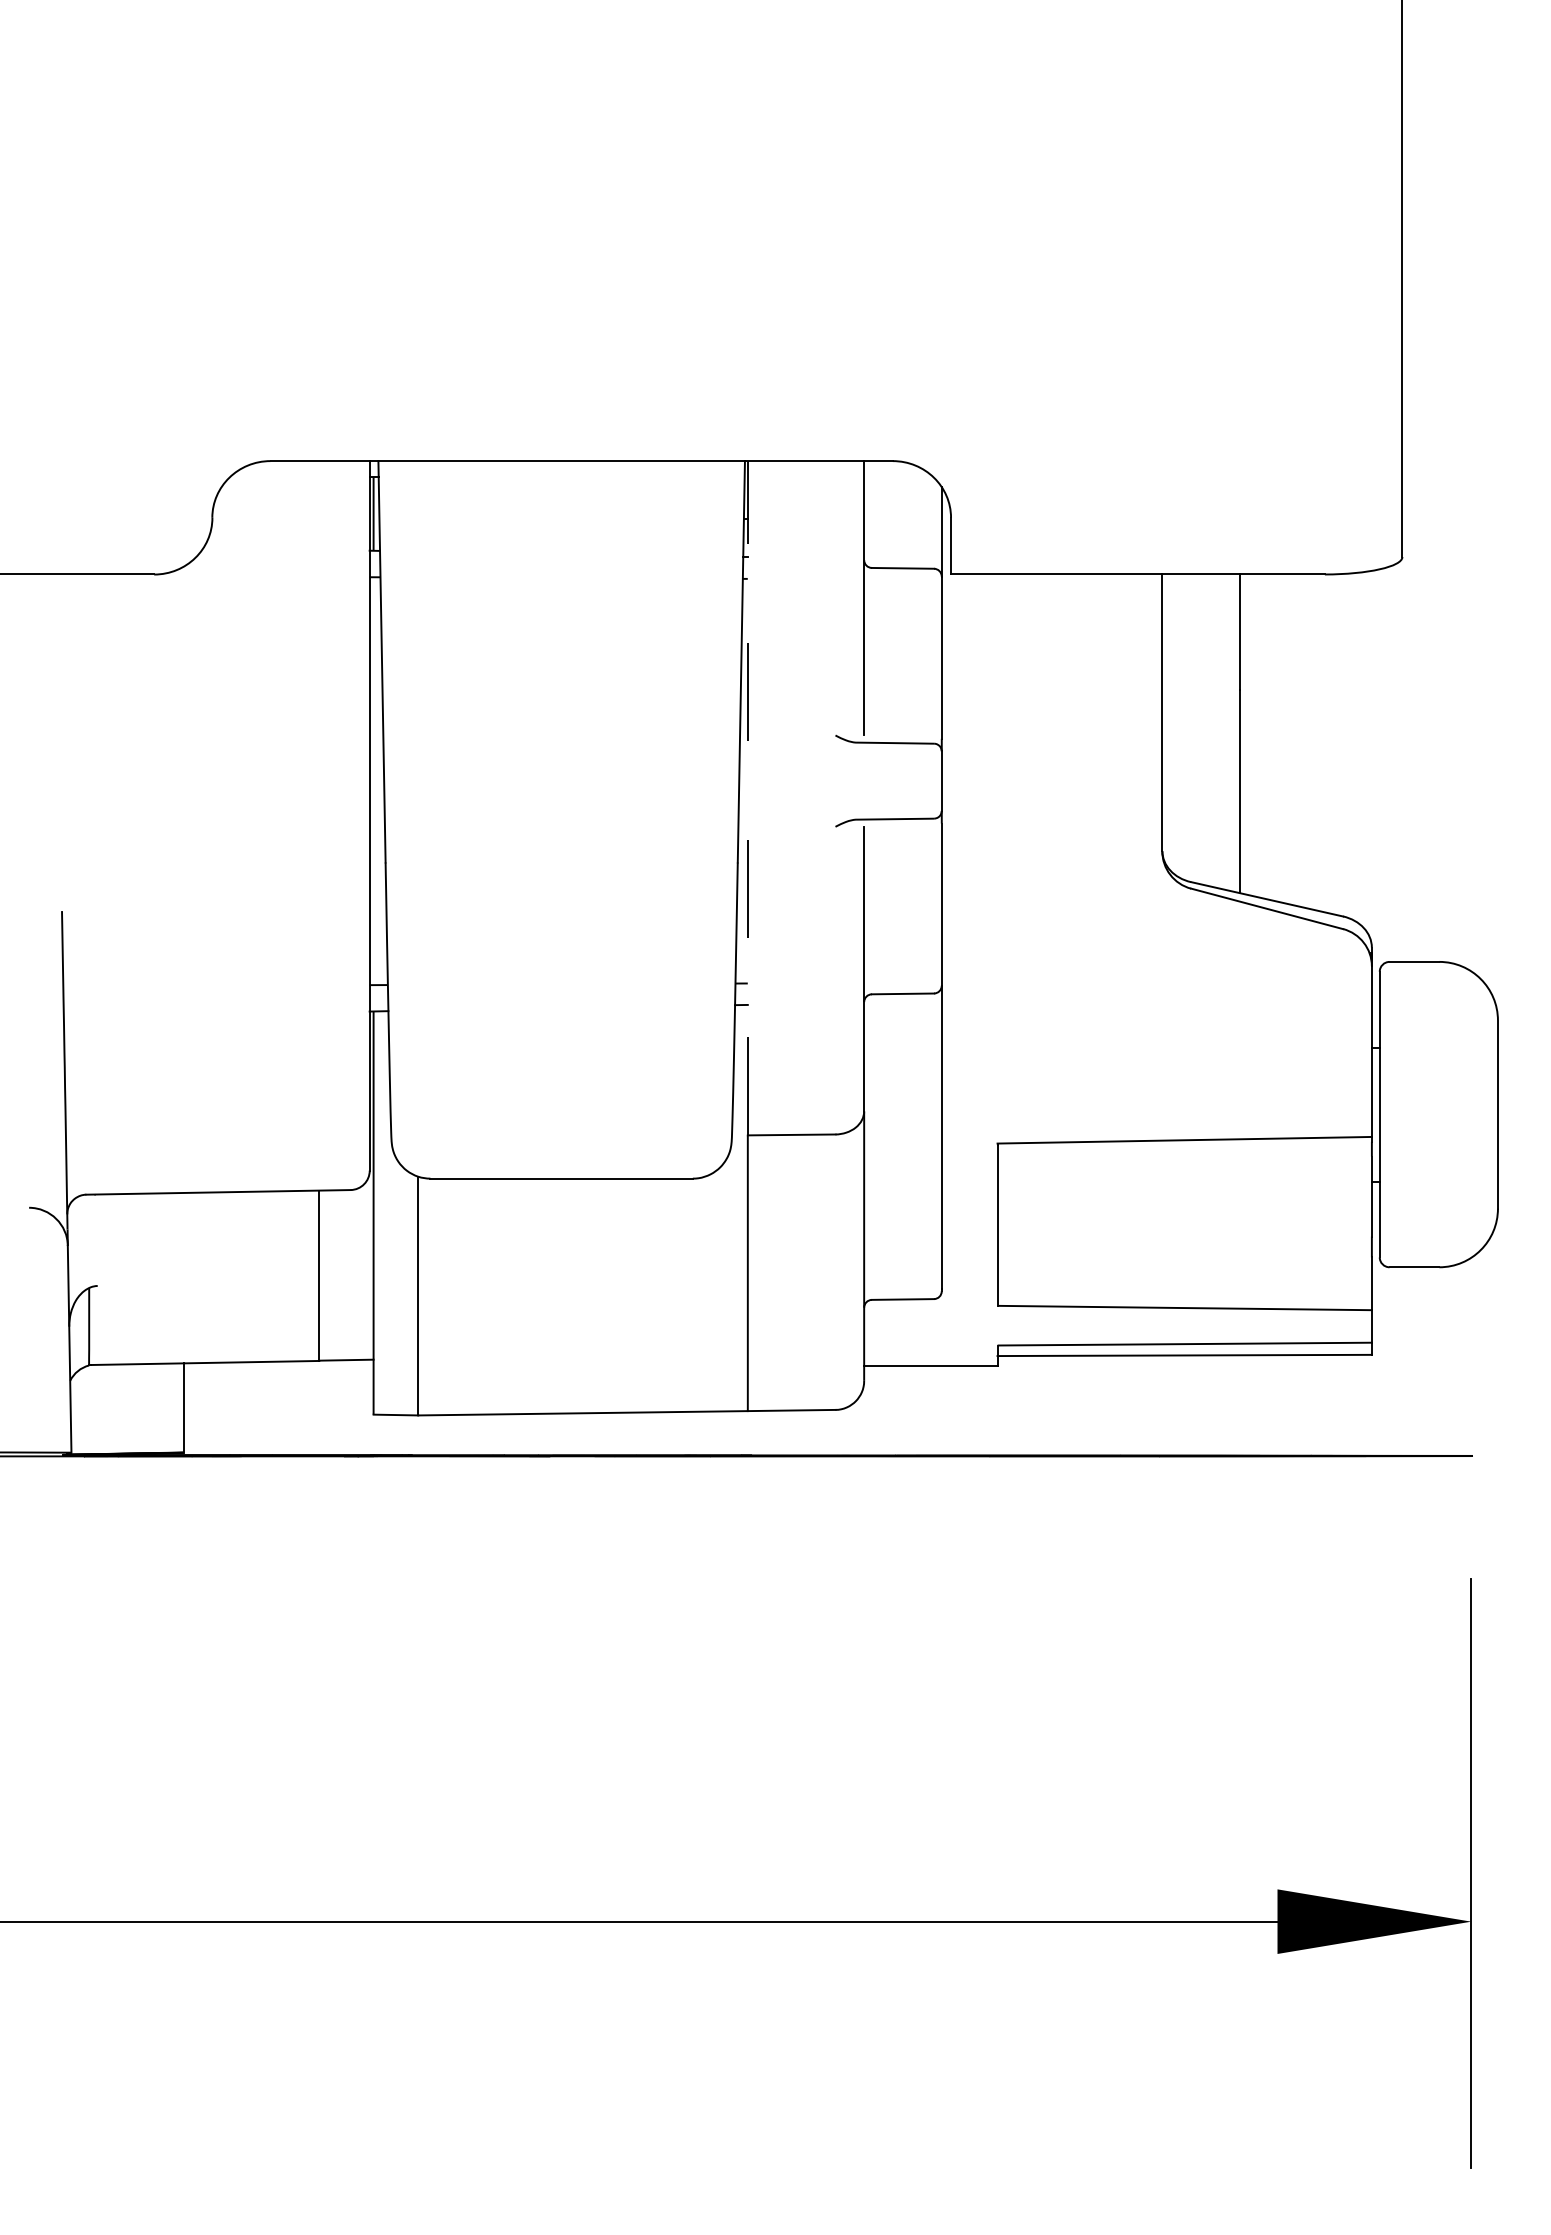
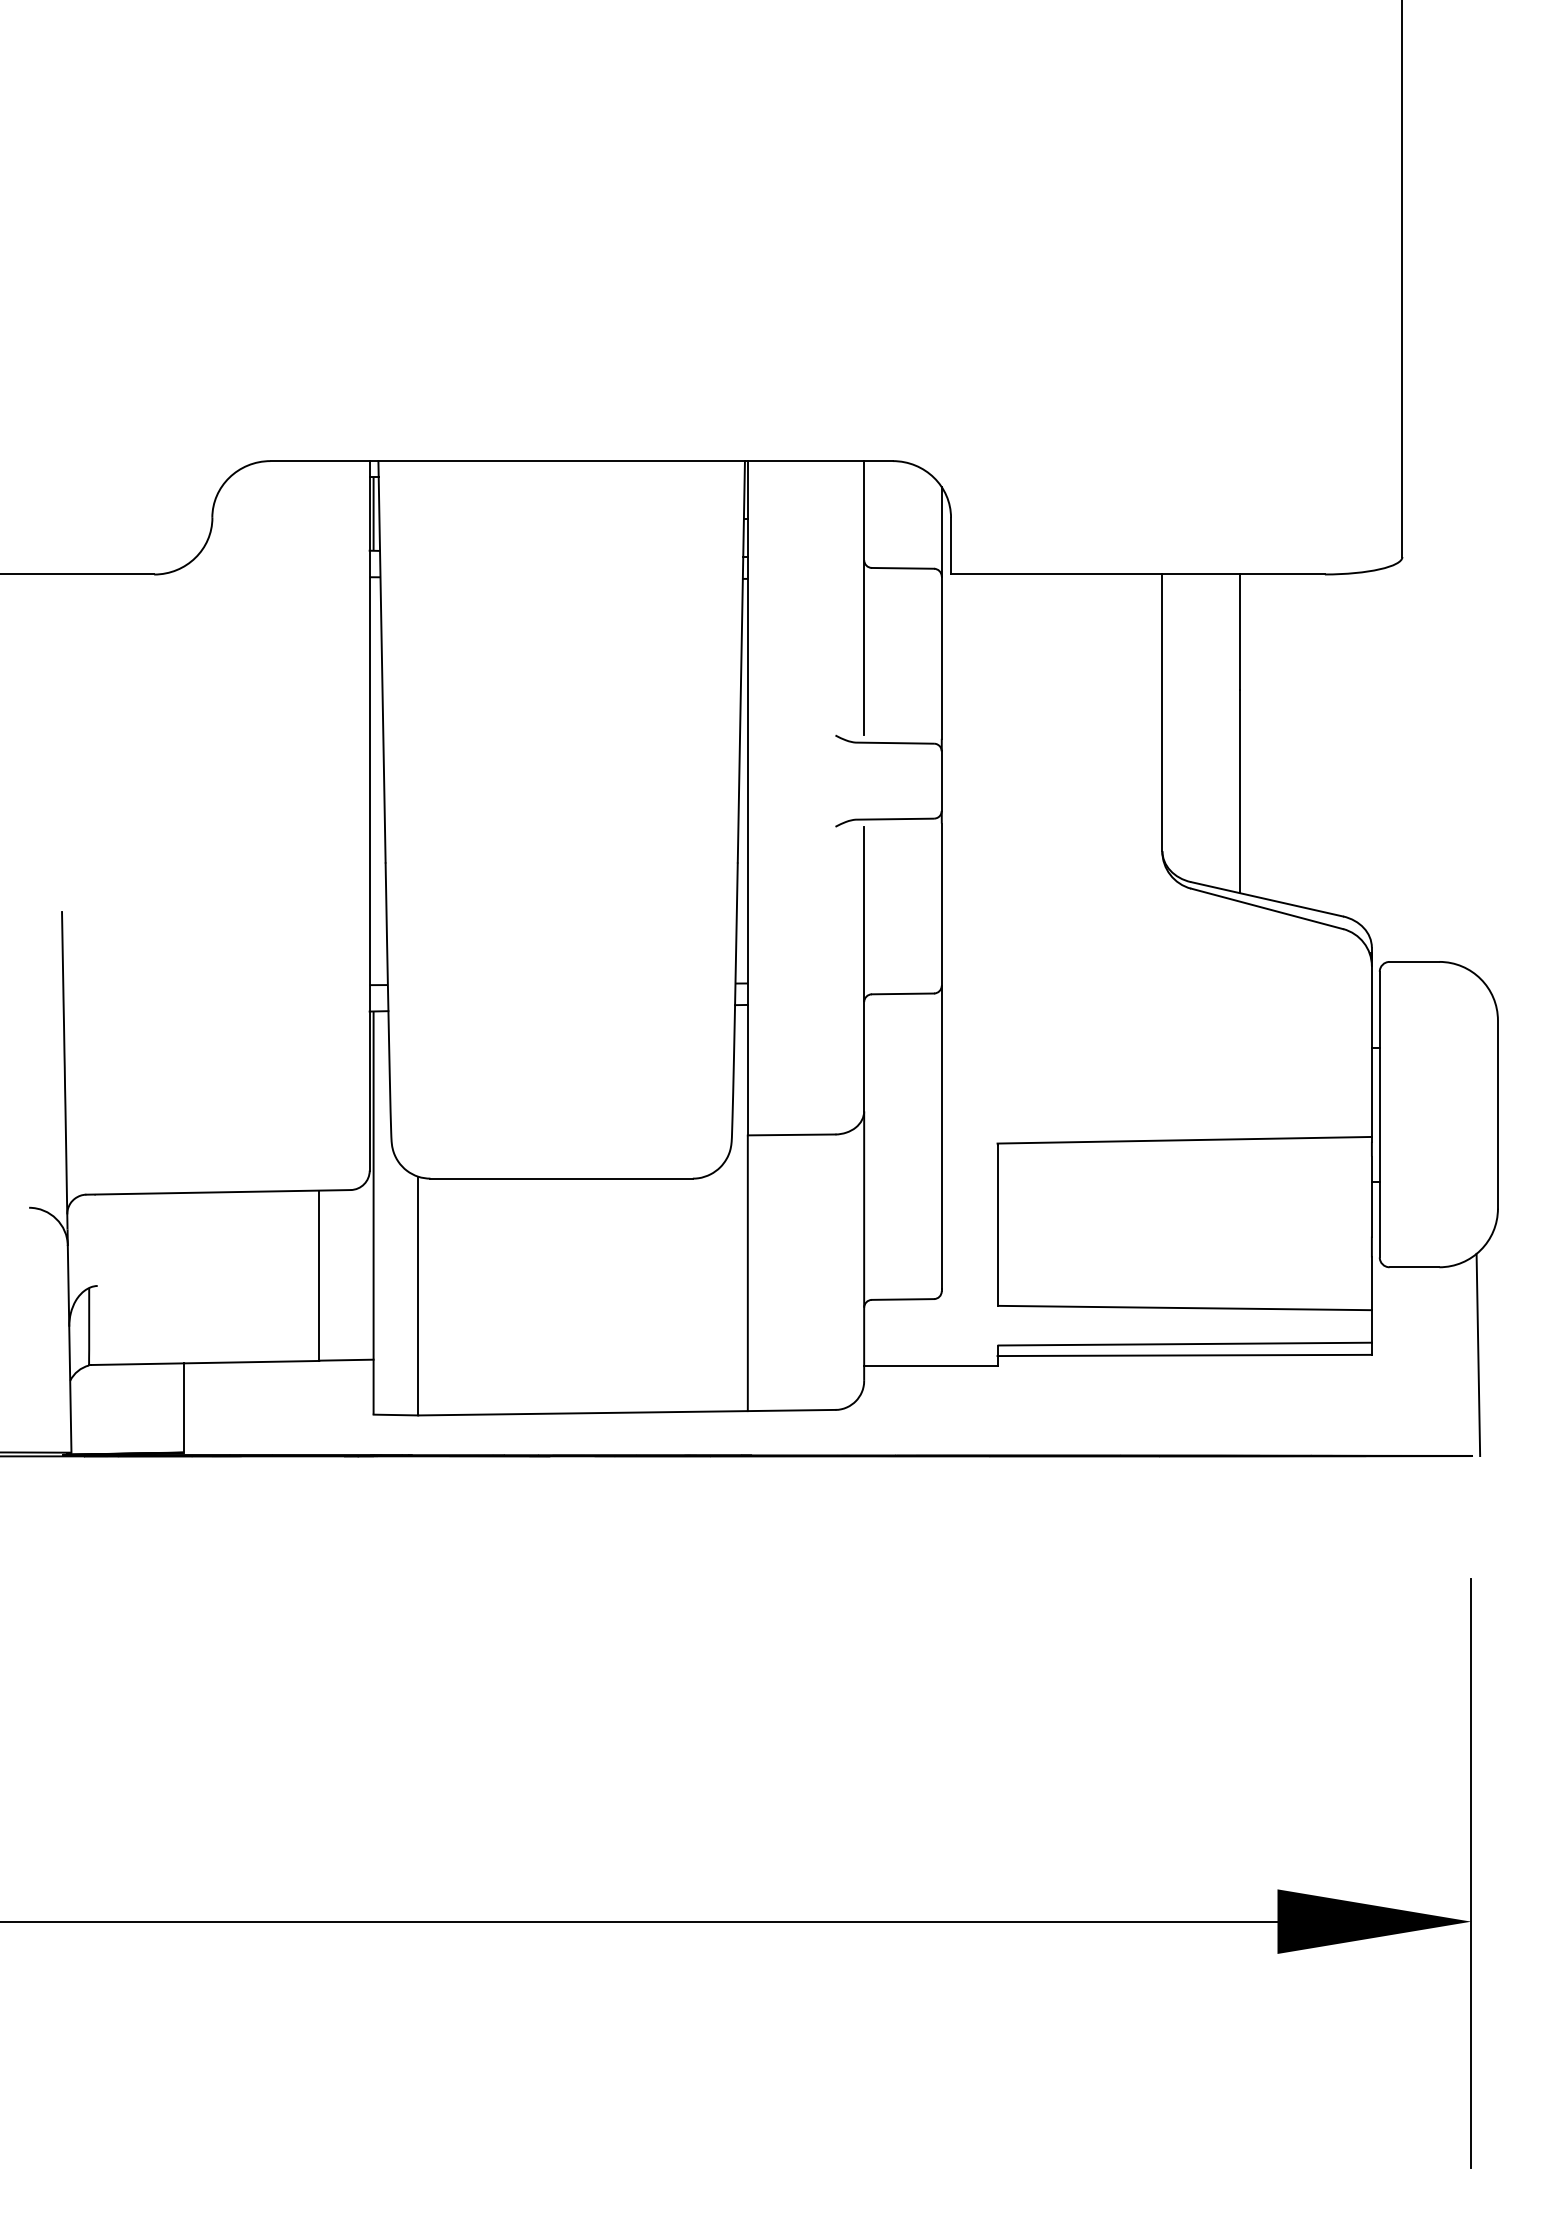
line: dashed -> solid (747, 797)
line: none -> present (1478, 1354)
